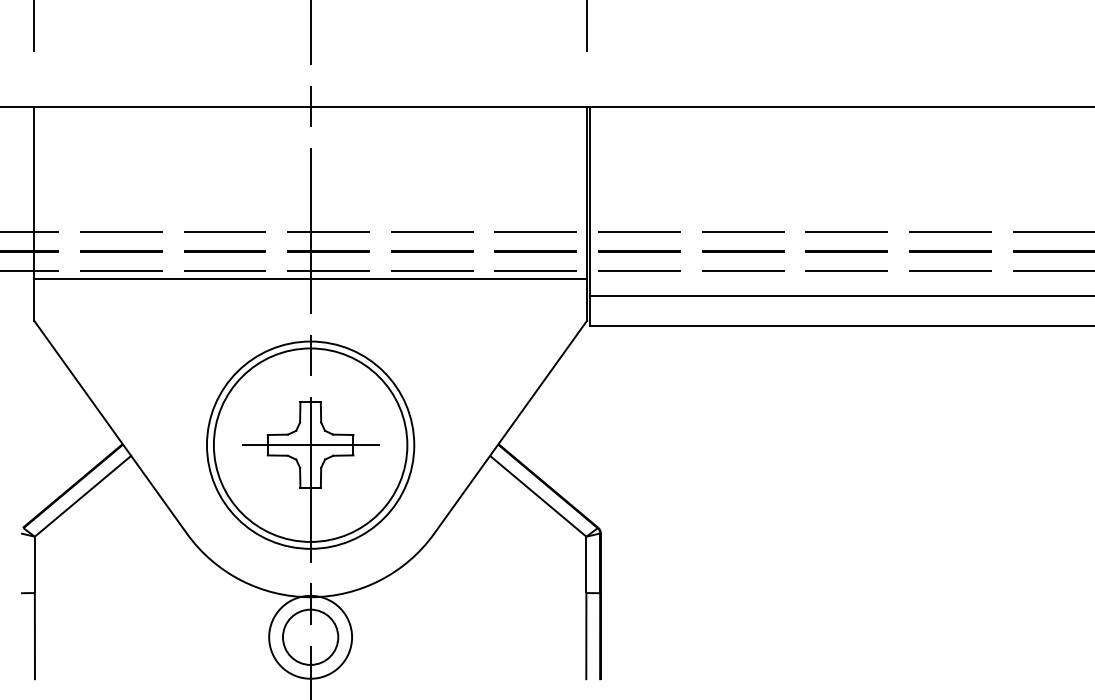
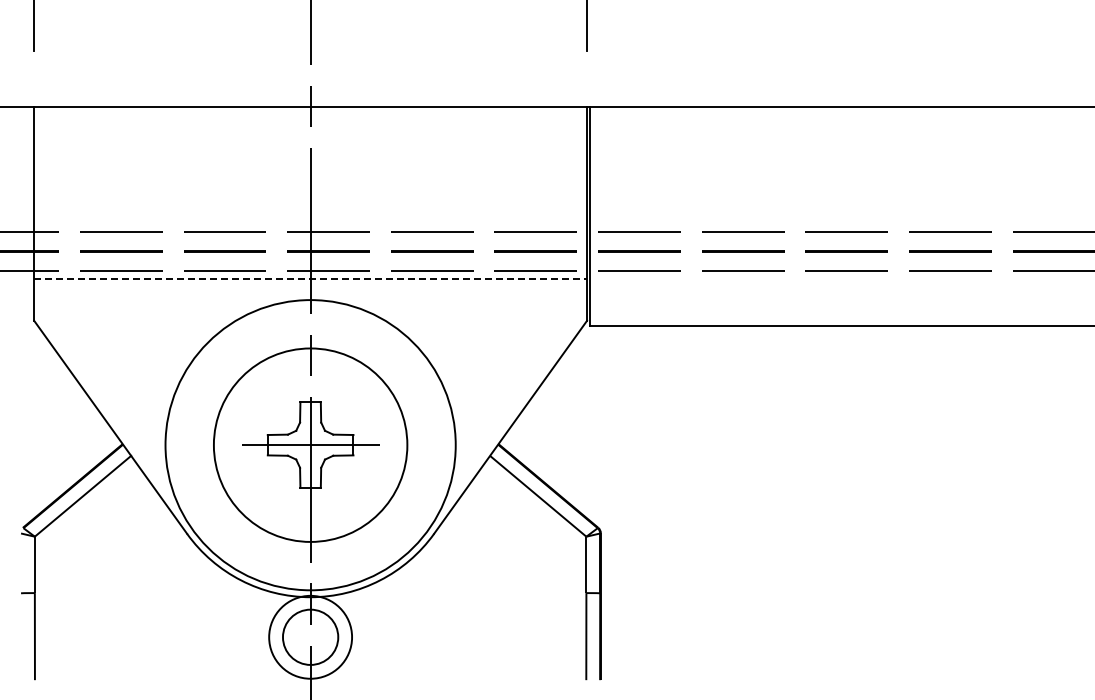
line: solid -> dashed (311, 279)
line: present -> none (840, 295)
circle diameter: 207 px -> 290 px (310, 445)
